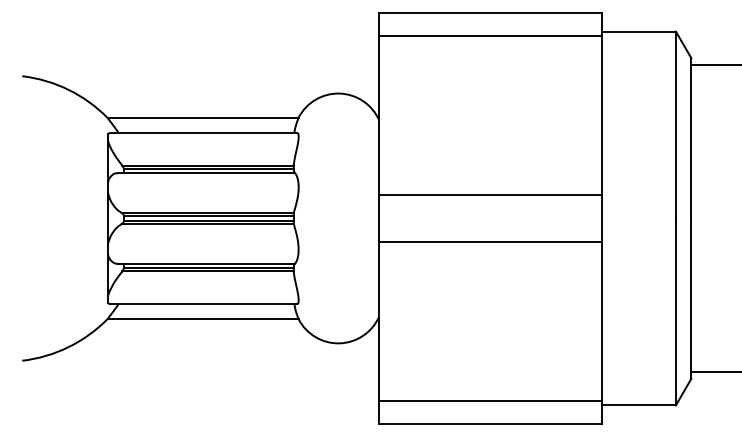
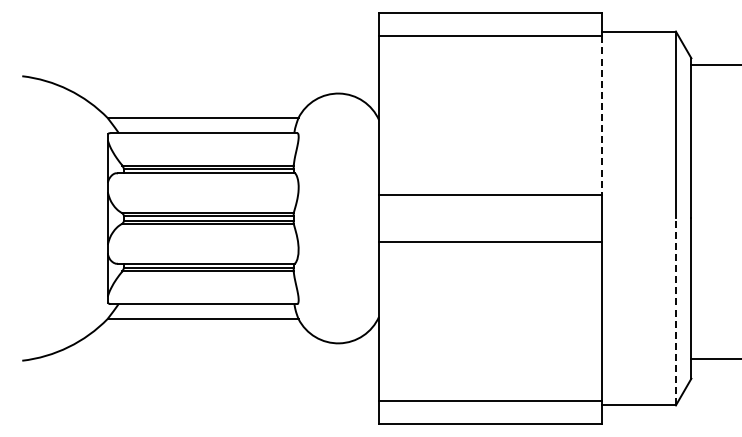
line: solid -> dashed (602, 115)
line: solid -> dashed (675, 311)
line position: (714, 371) -> (714, 358) (714, 358)
